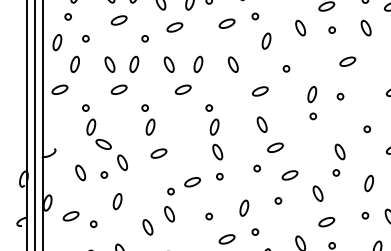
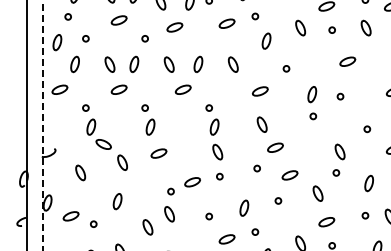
line: present -> none (35, 124)
line: solid -> dashed (43, 126)
circle: present -> none (104, 174)
